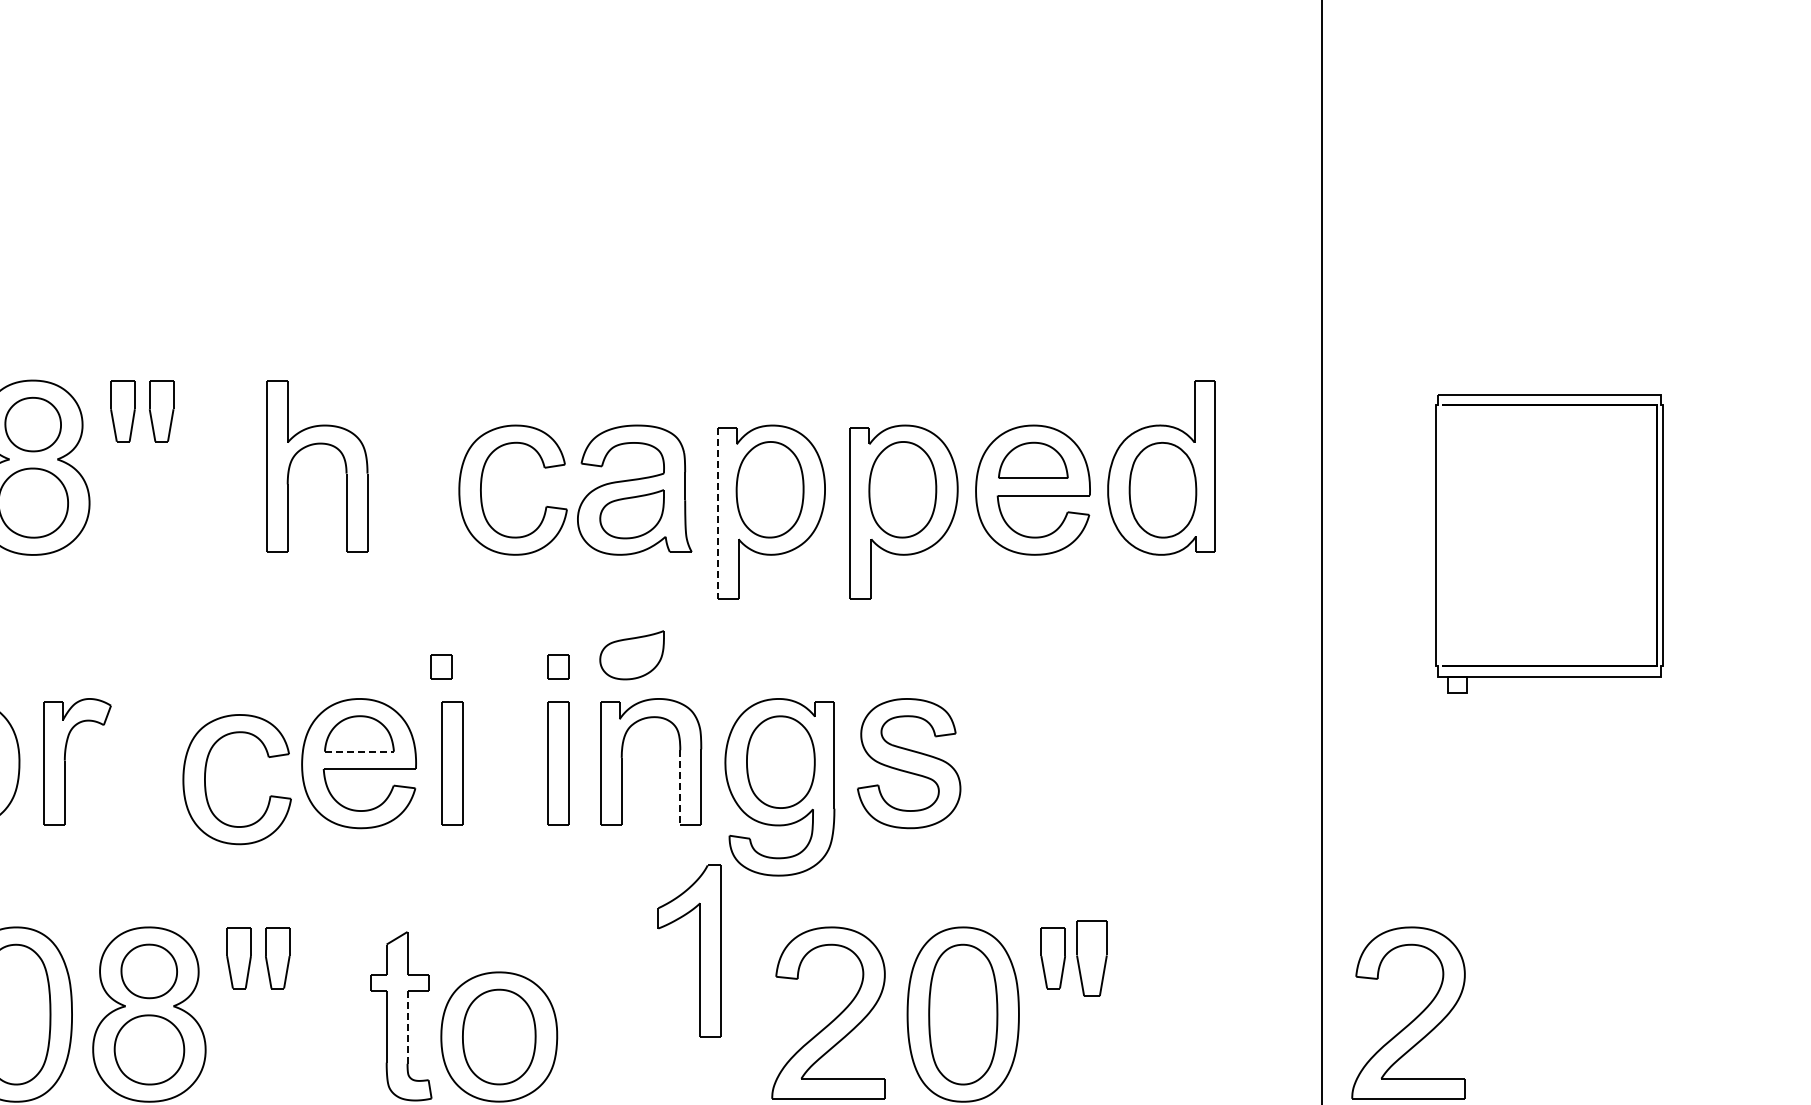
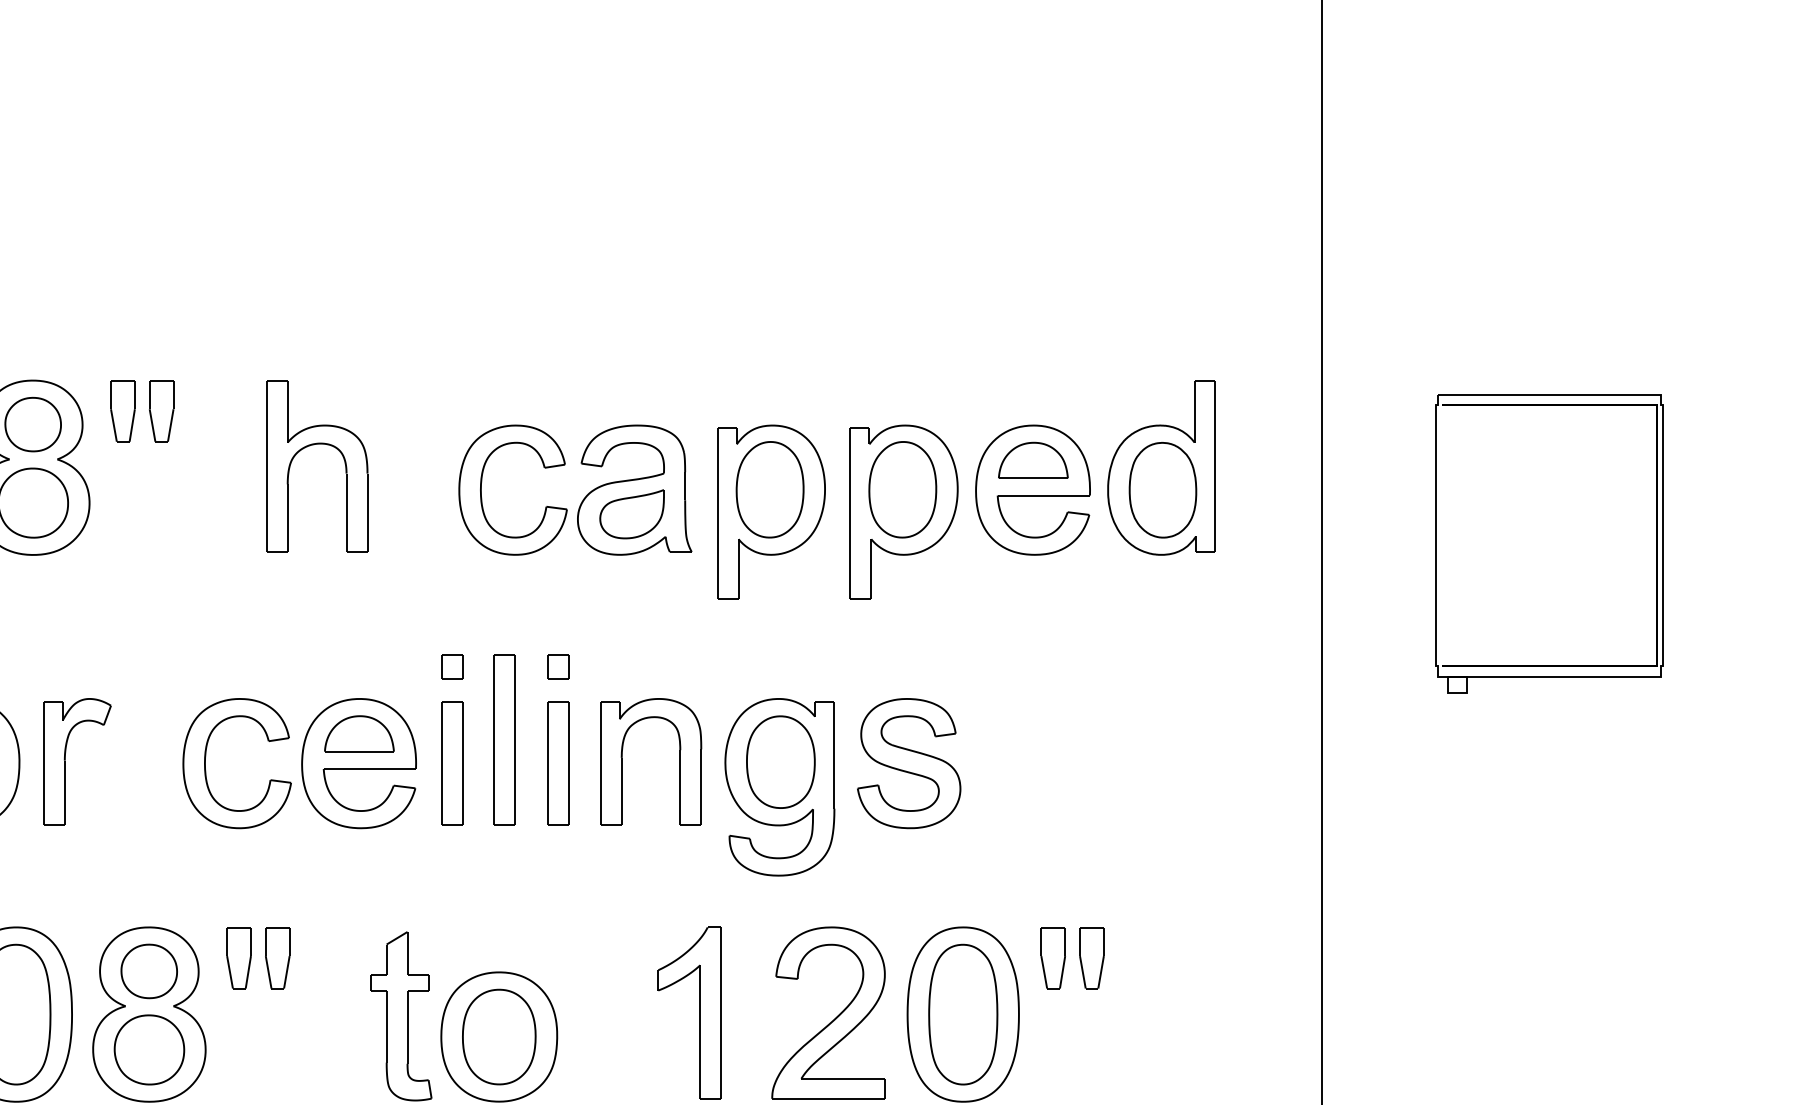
line: dashed -> solid (717, 513)
part: present -> none (631, 655)
part position: (441, 666) -> (452, 666) (452, 666)
part: none -> present (504, 739)
line: dashed -> solid (359, 751)
part position: (206, 772) -> (206, 756) (206, 756)
line: dashed -> solid (680, 787)
part position: (699, 950) -> (699, 1012) (699, 1012)
part size: 32x77 px -> 26x63 px (1091, 958)
part: present -> none (1414, 1018)
line: dashed -> solid (407, 1027)
